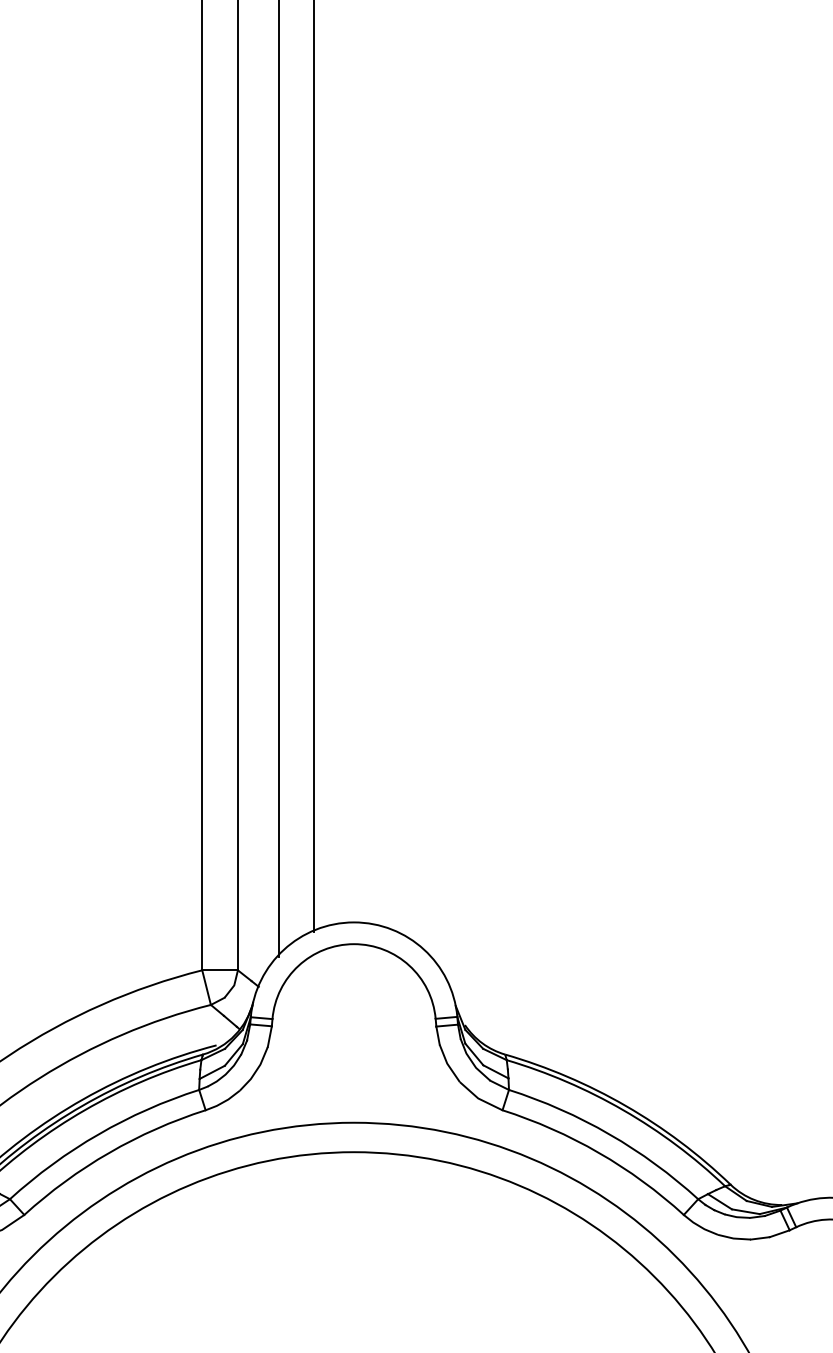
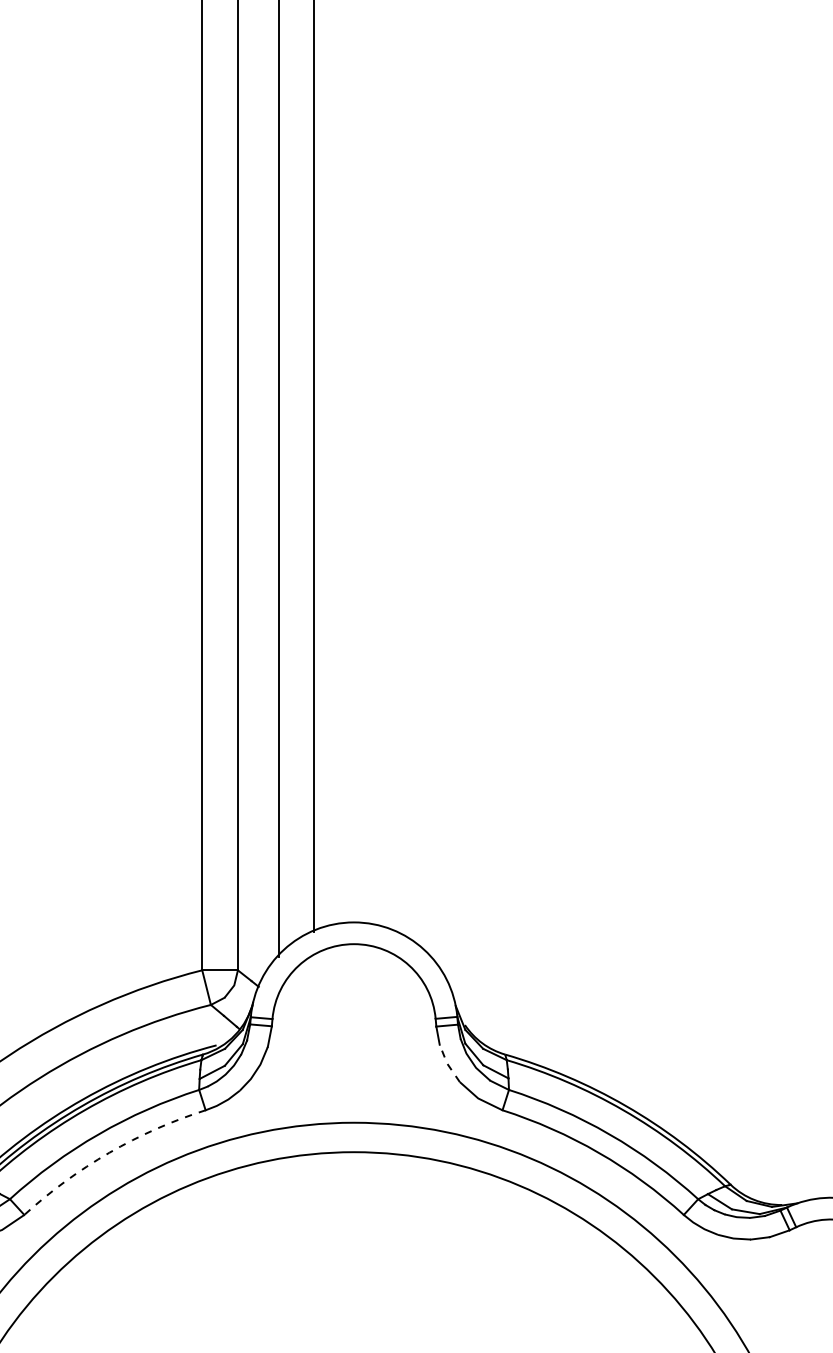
line: solid -> dashed (447, 1063)
arc: solid -> dashed (109, 1152)
